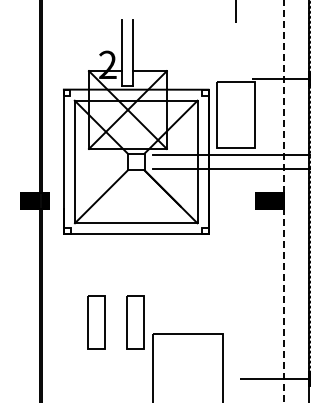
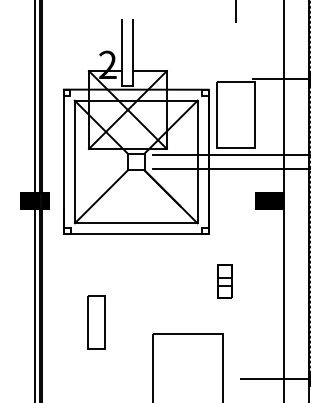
line: none -> present (34, 200)
line: dashed -> solid (283, 201)
part: none -> present (224, 281)
part: present -> none (135, 322)
